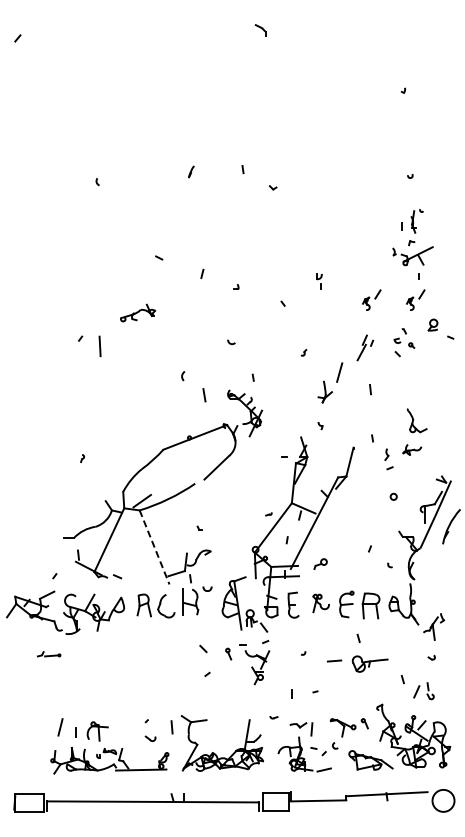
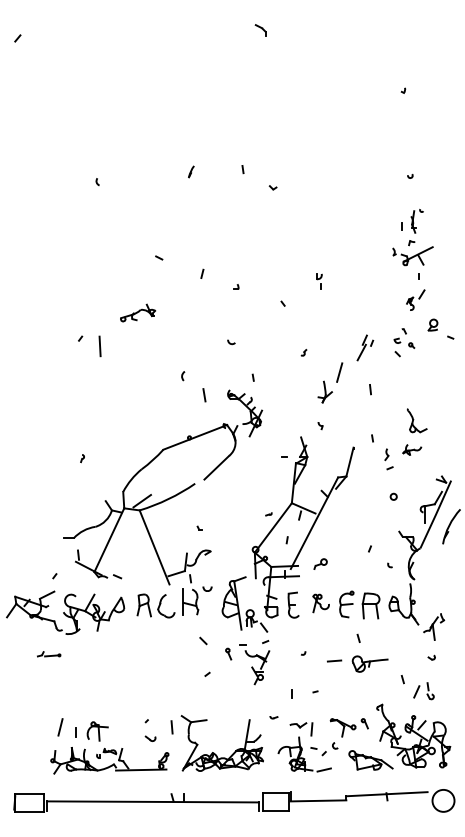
part: present -> none (371, 299)
line: dashed -> solid (154, 547)
line position: (203, 648) -> (203, 640) (203, 640)
